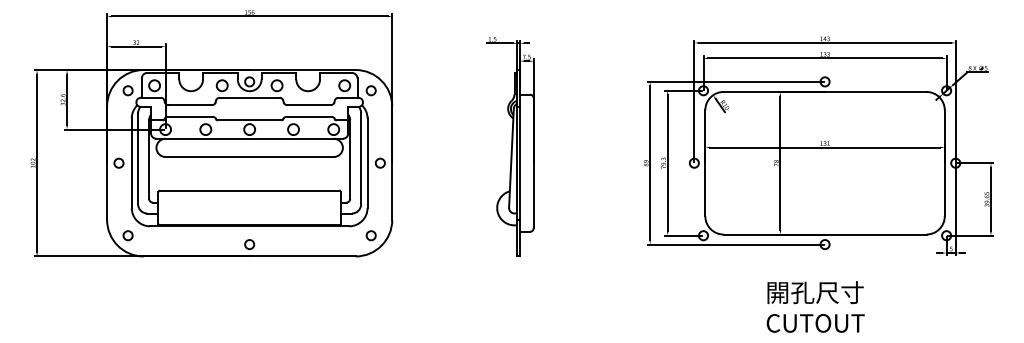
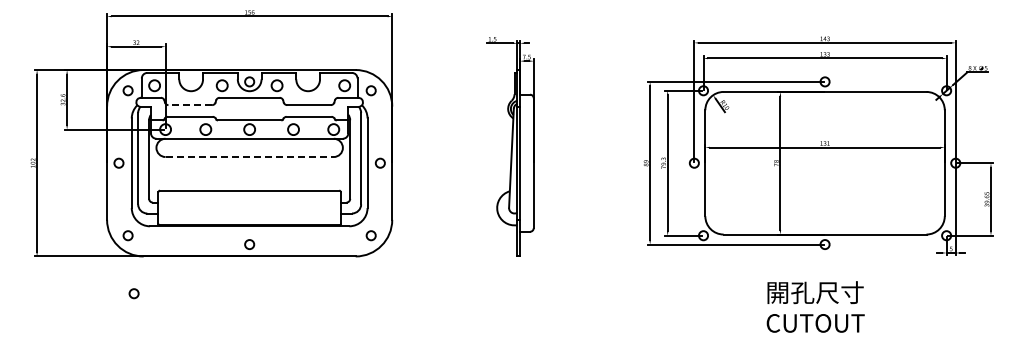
line: solid -> dashed (190, 105)
line: solid -> dashed (250, 157)
circle: none -> present (133, 293)
